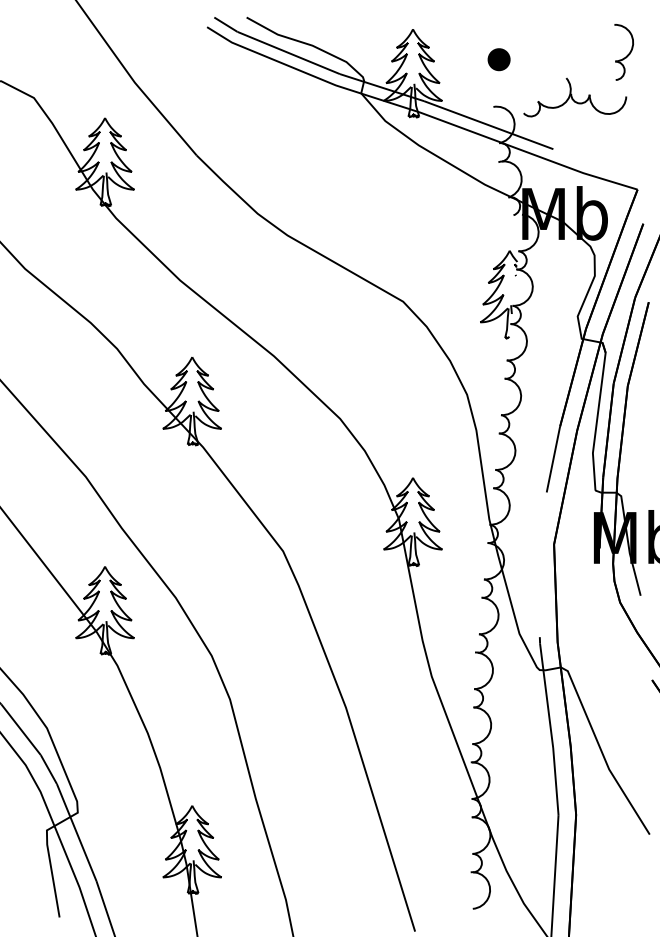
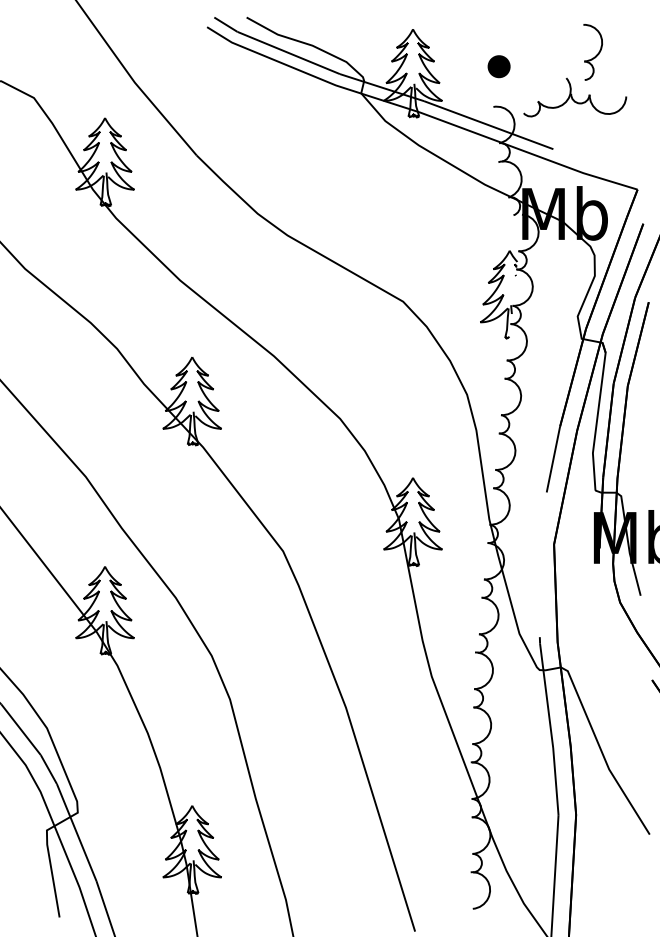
part position: (623, 52) -> (592, 52) (592, 52)
part position: (498, 59) -> (498, 66) (498, 66)
